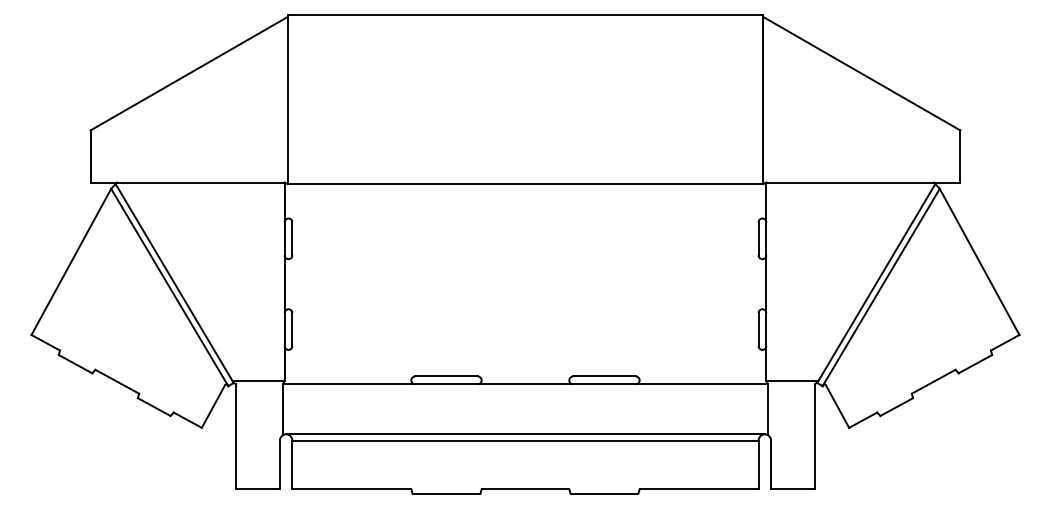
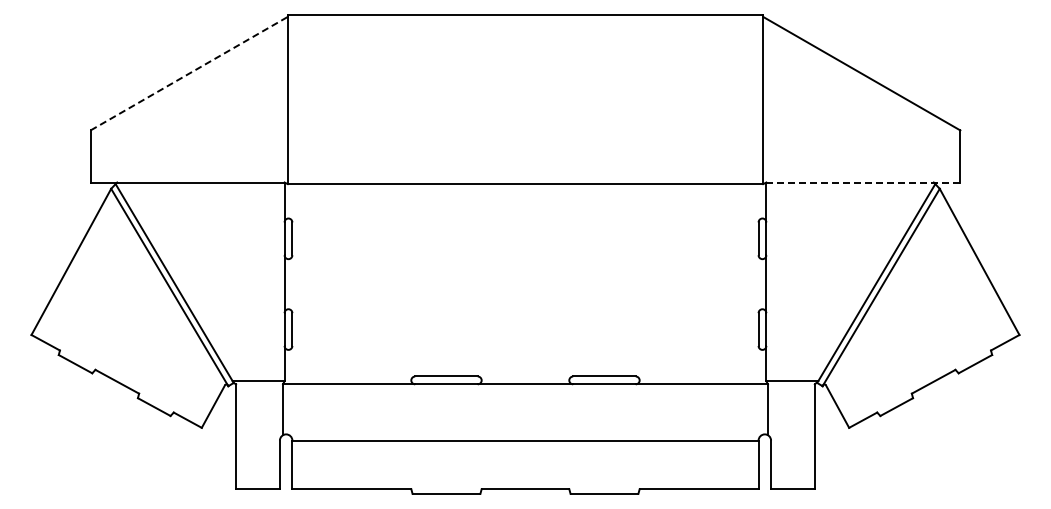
line: solid -> dashed (189, 73)
line: solid -> dashed (863, 182)
line: present -> none (525, 434)
